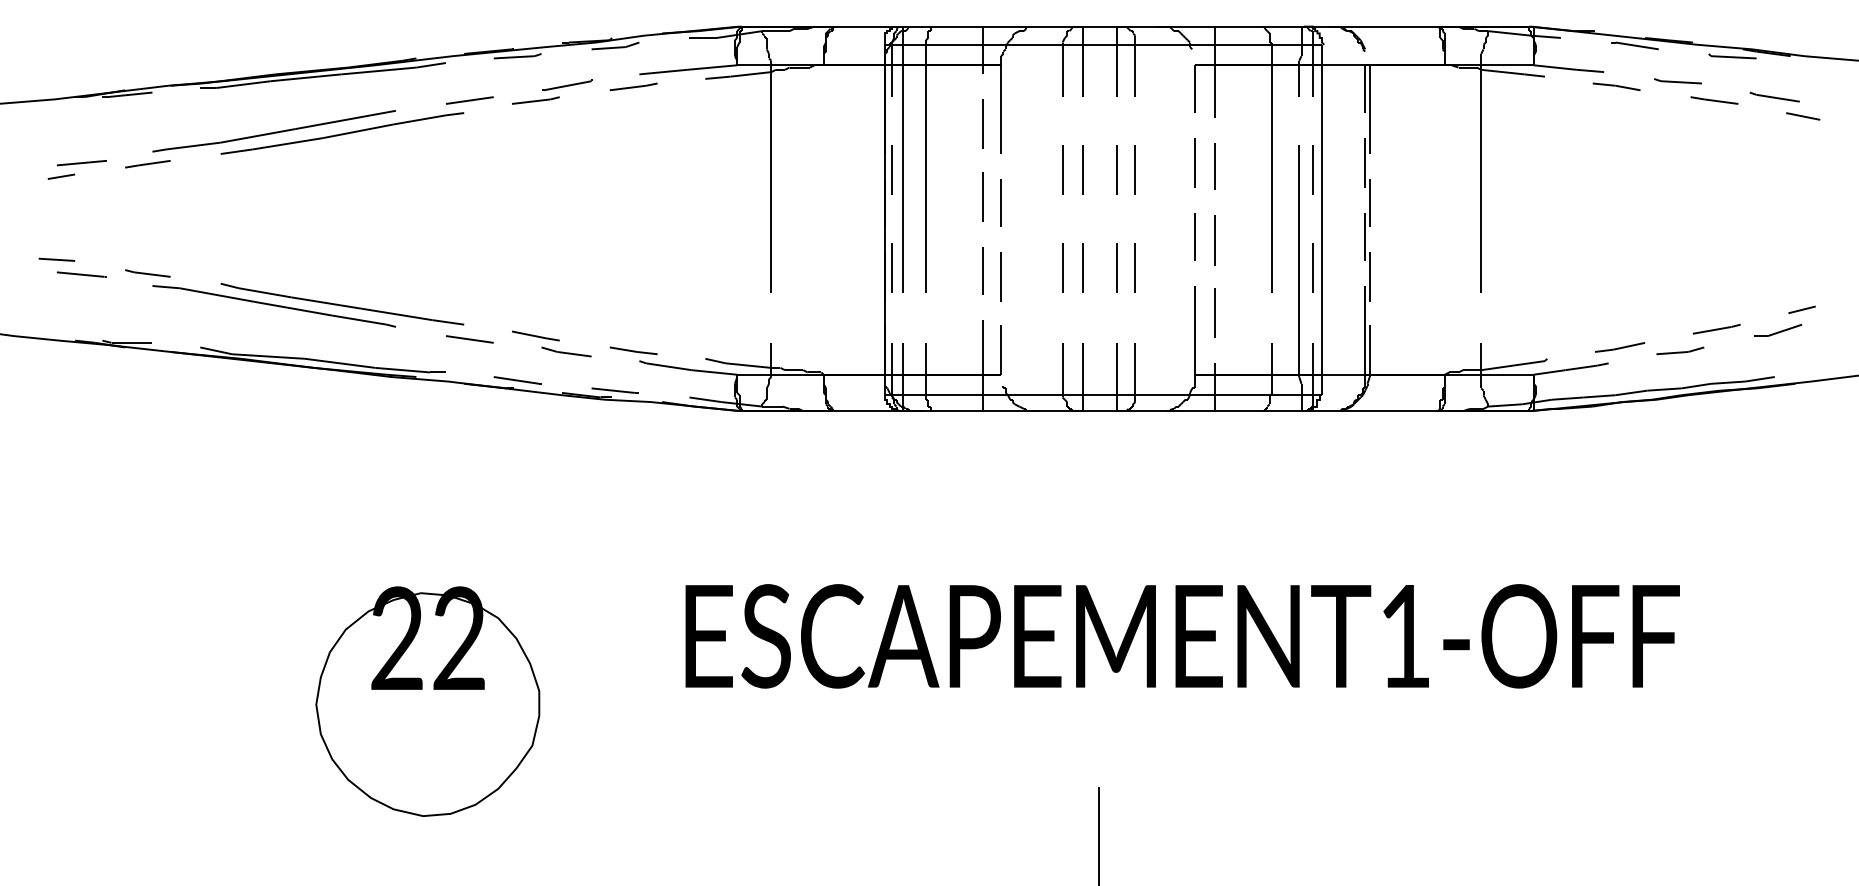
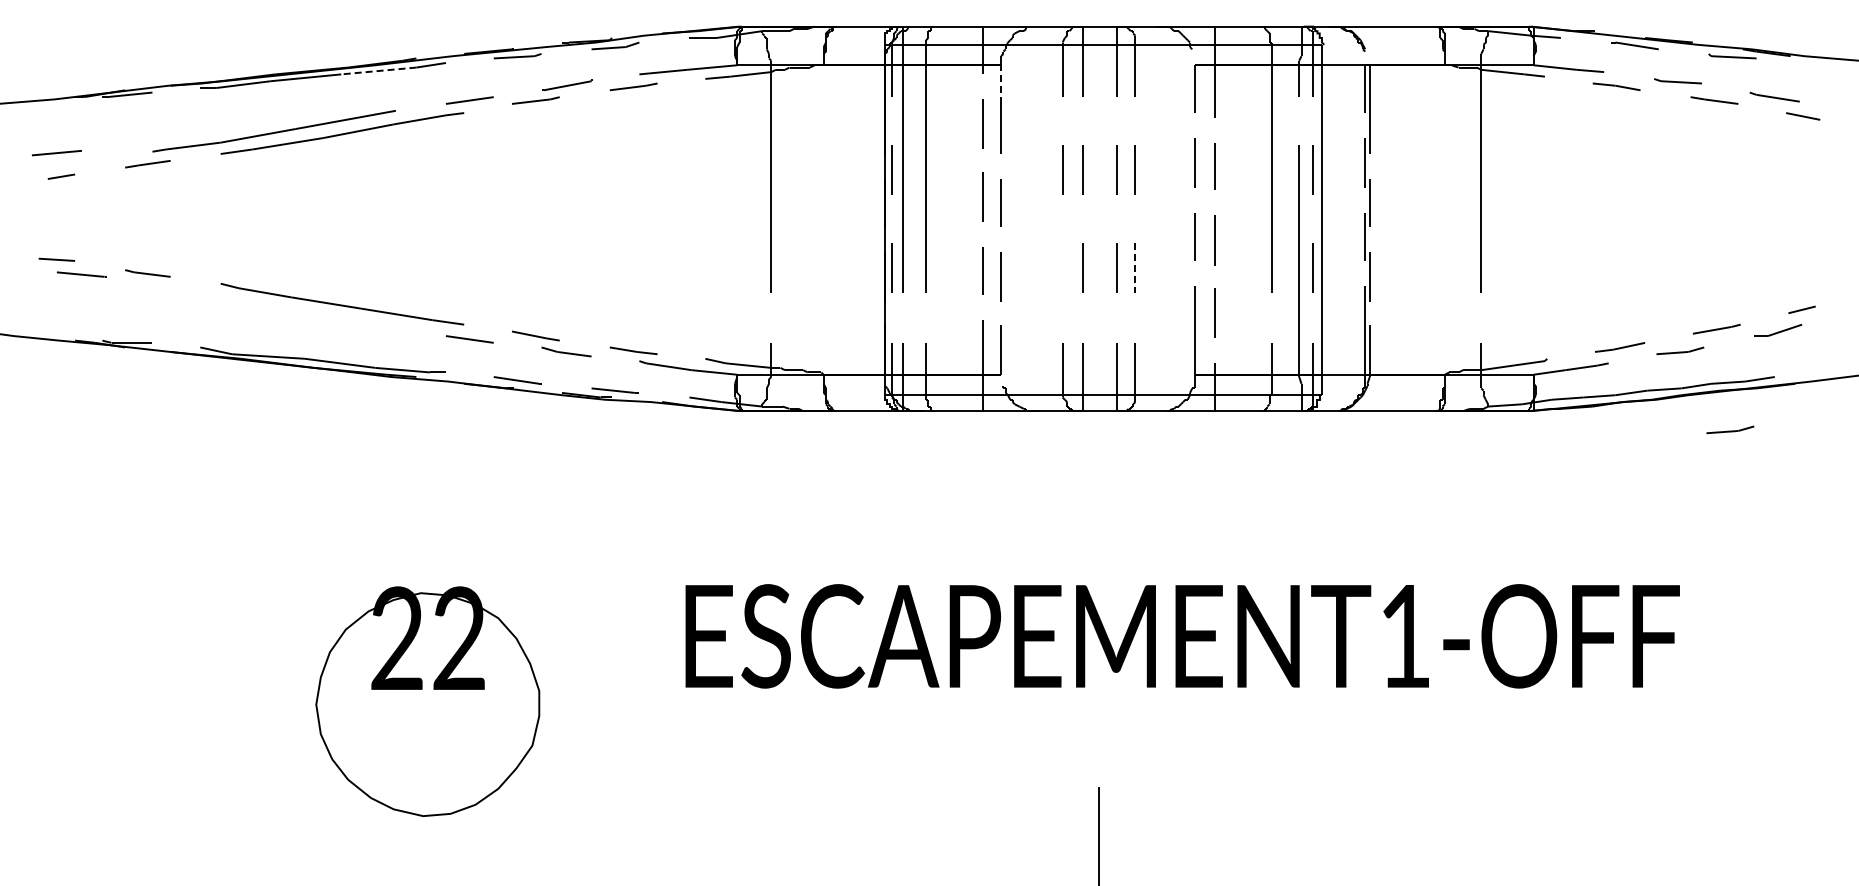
line: solid -> dashed (378, 70)
line: solid -> dashed (1001, 84)
line position: (81, 163) -> (56, 153) (56, 153)
line: present -> none (1062, 267)
line: solid -> dashed (1135, 268)
part: present -> none (273, 306)
part: none -> present (1730, 429)
